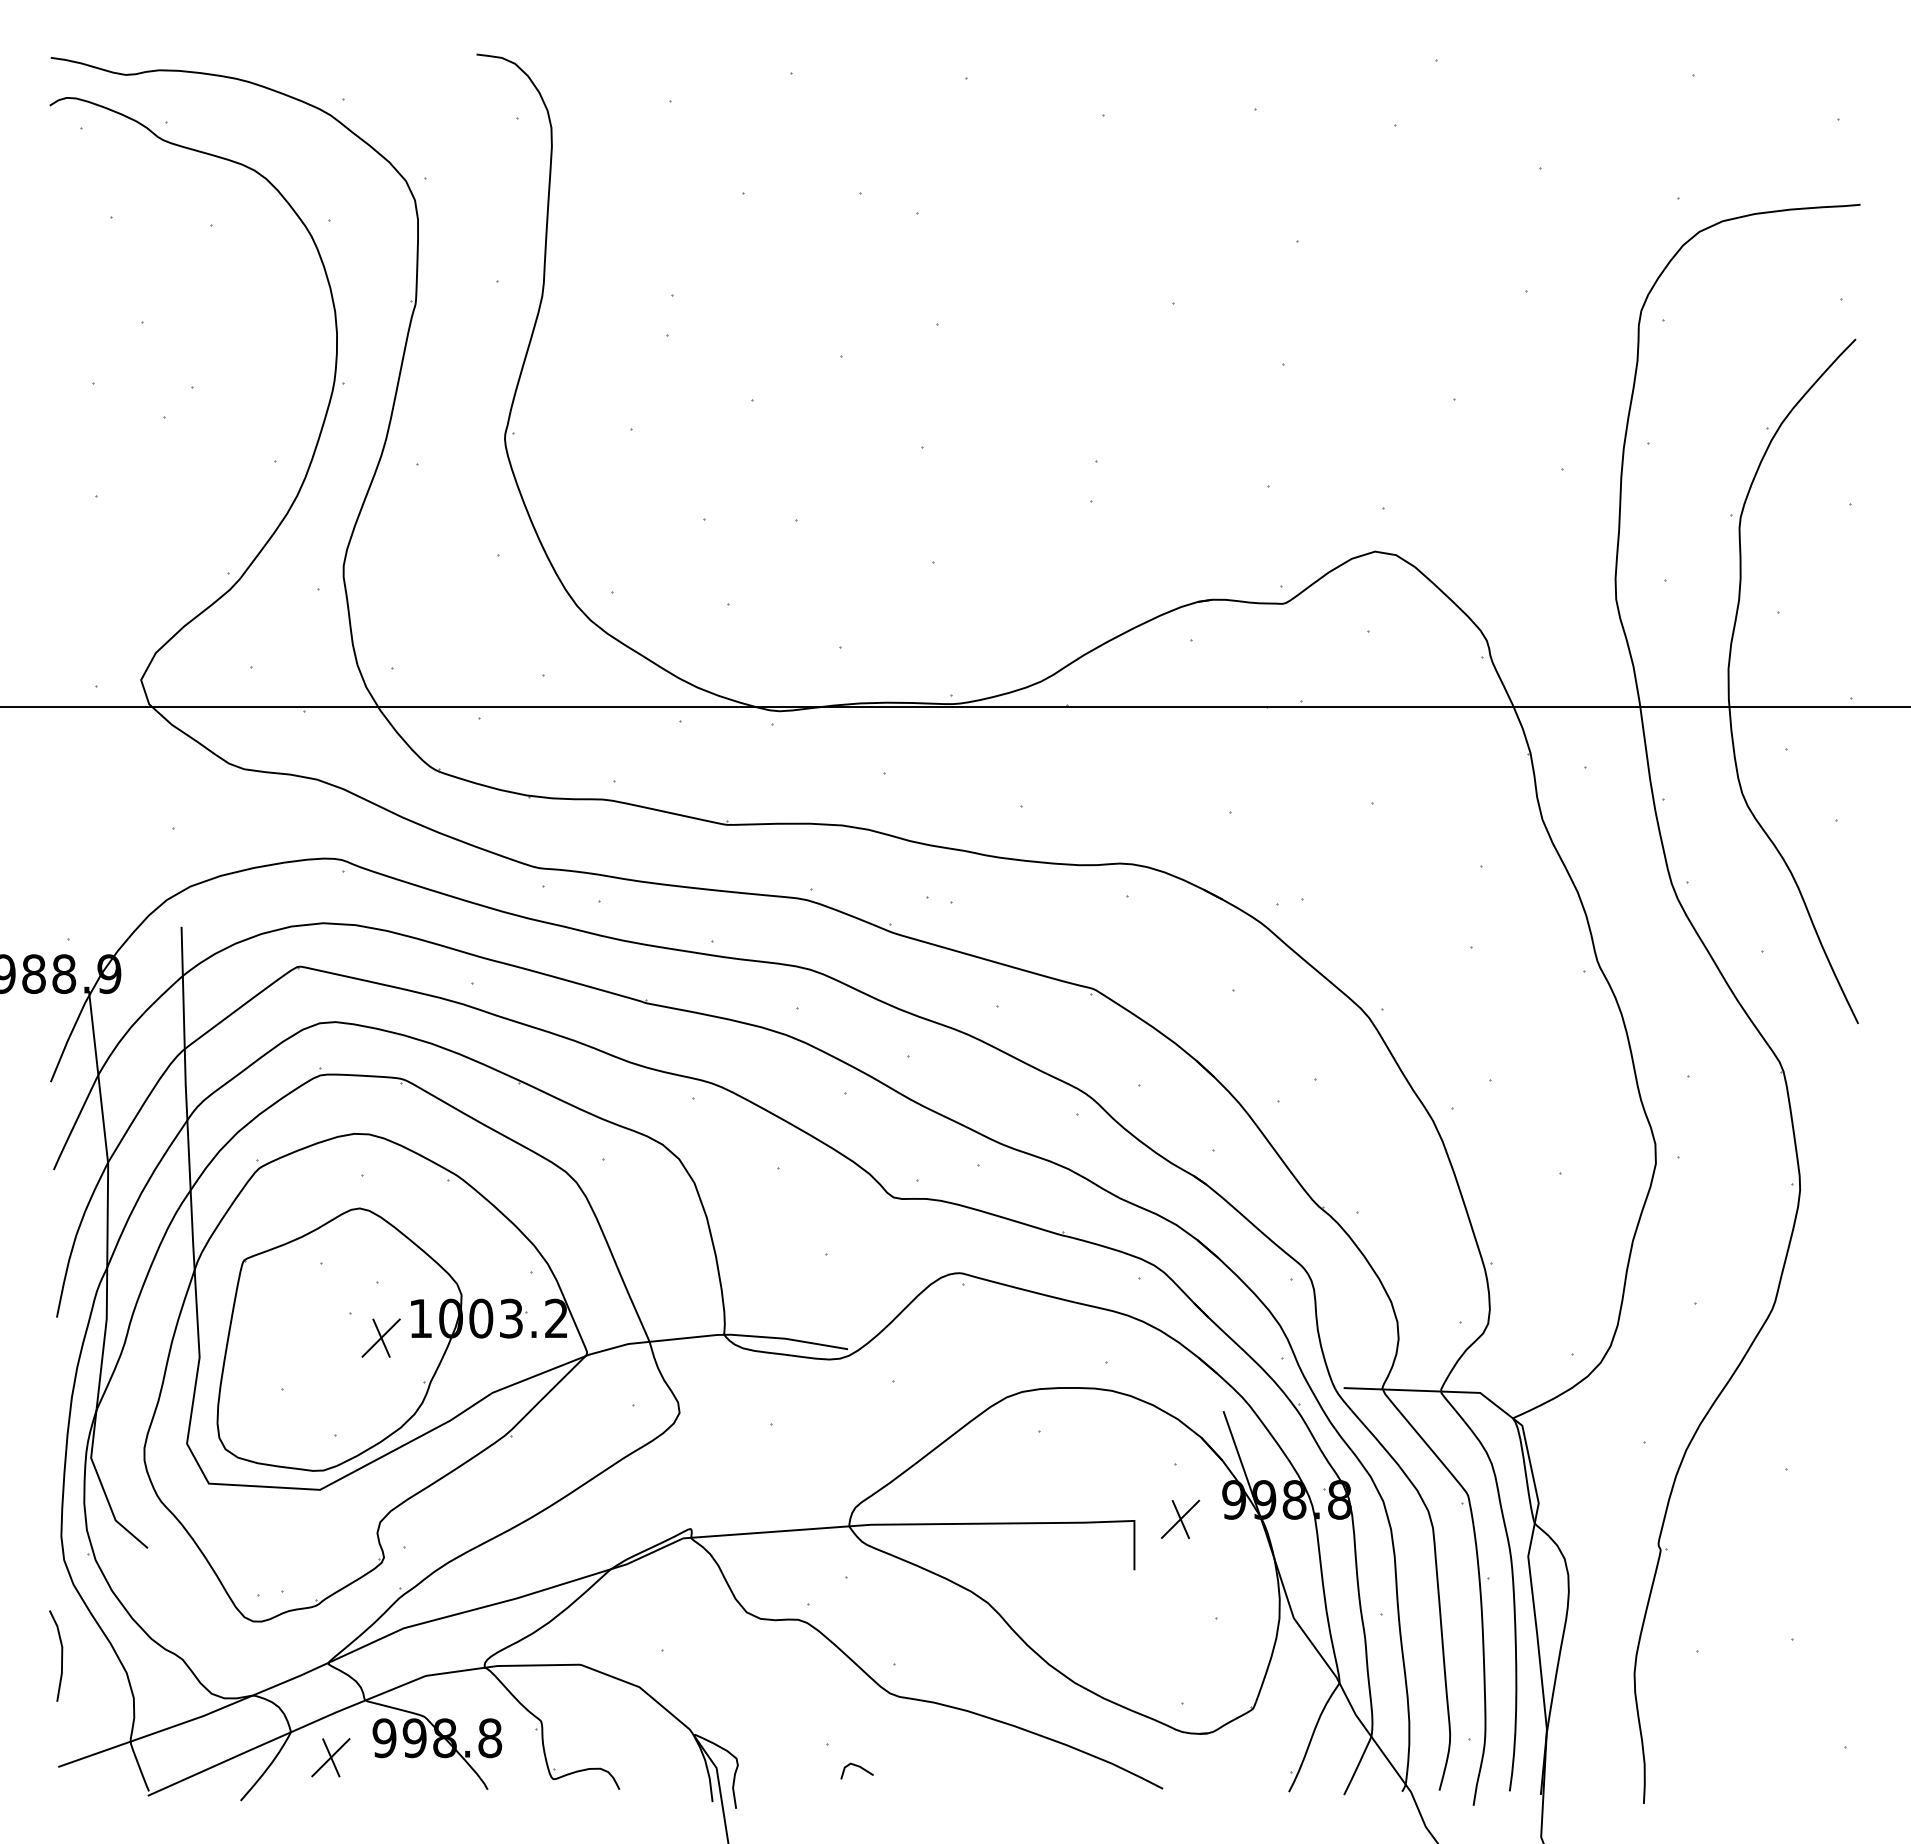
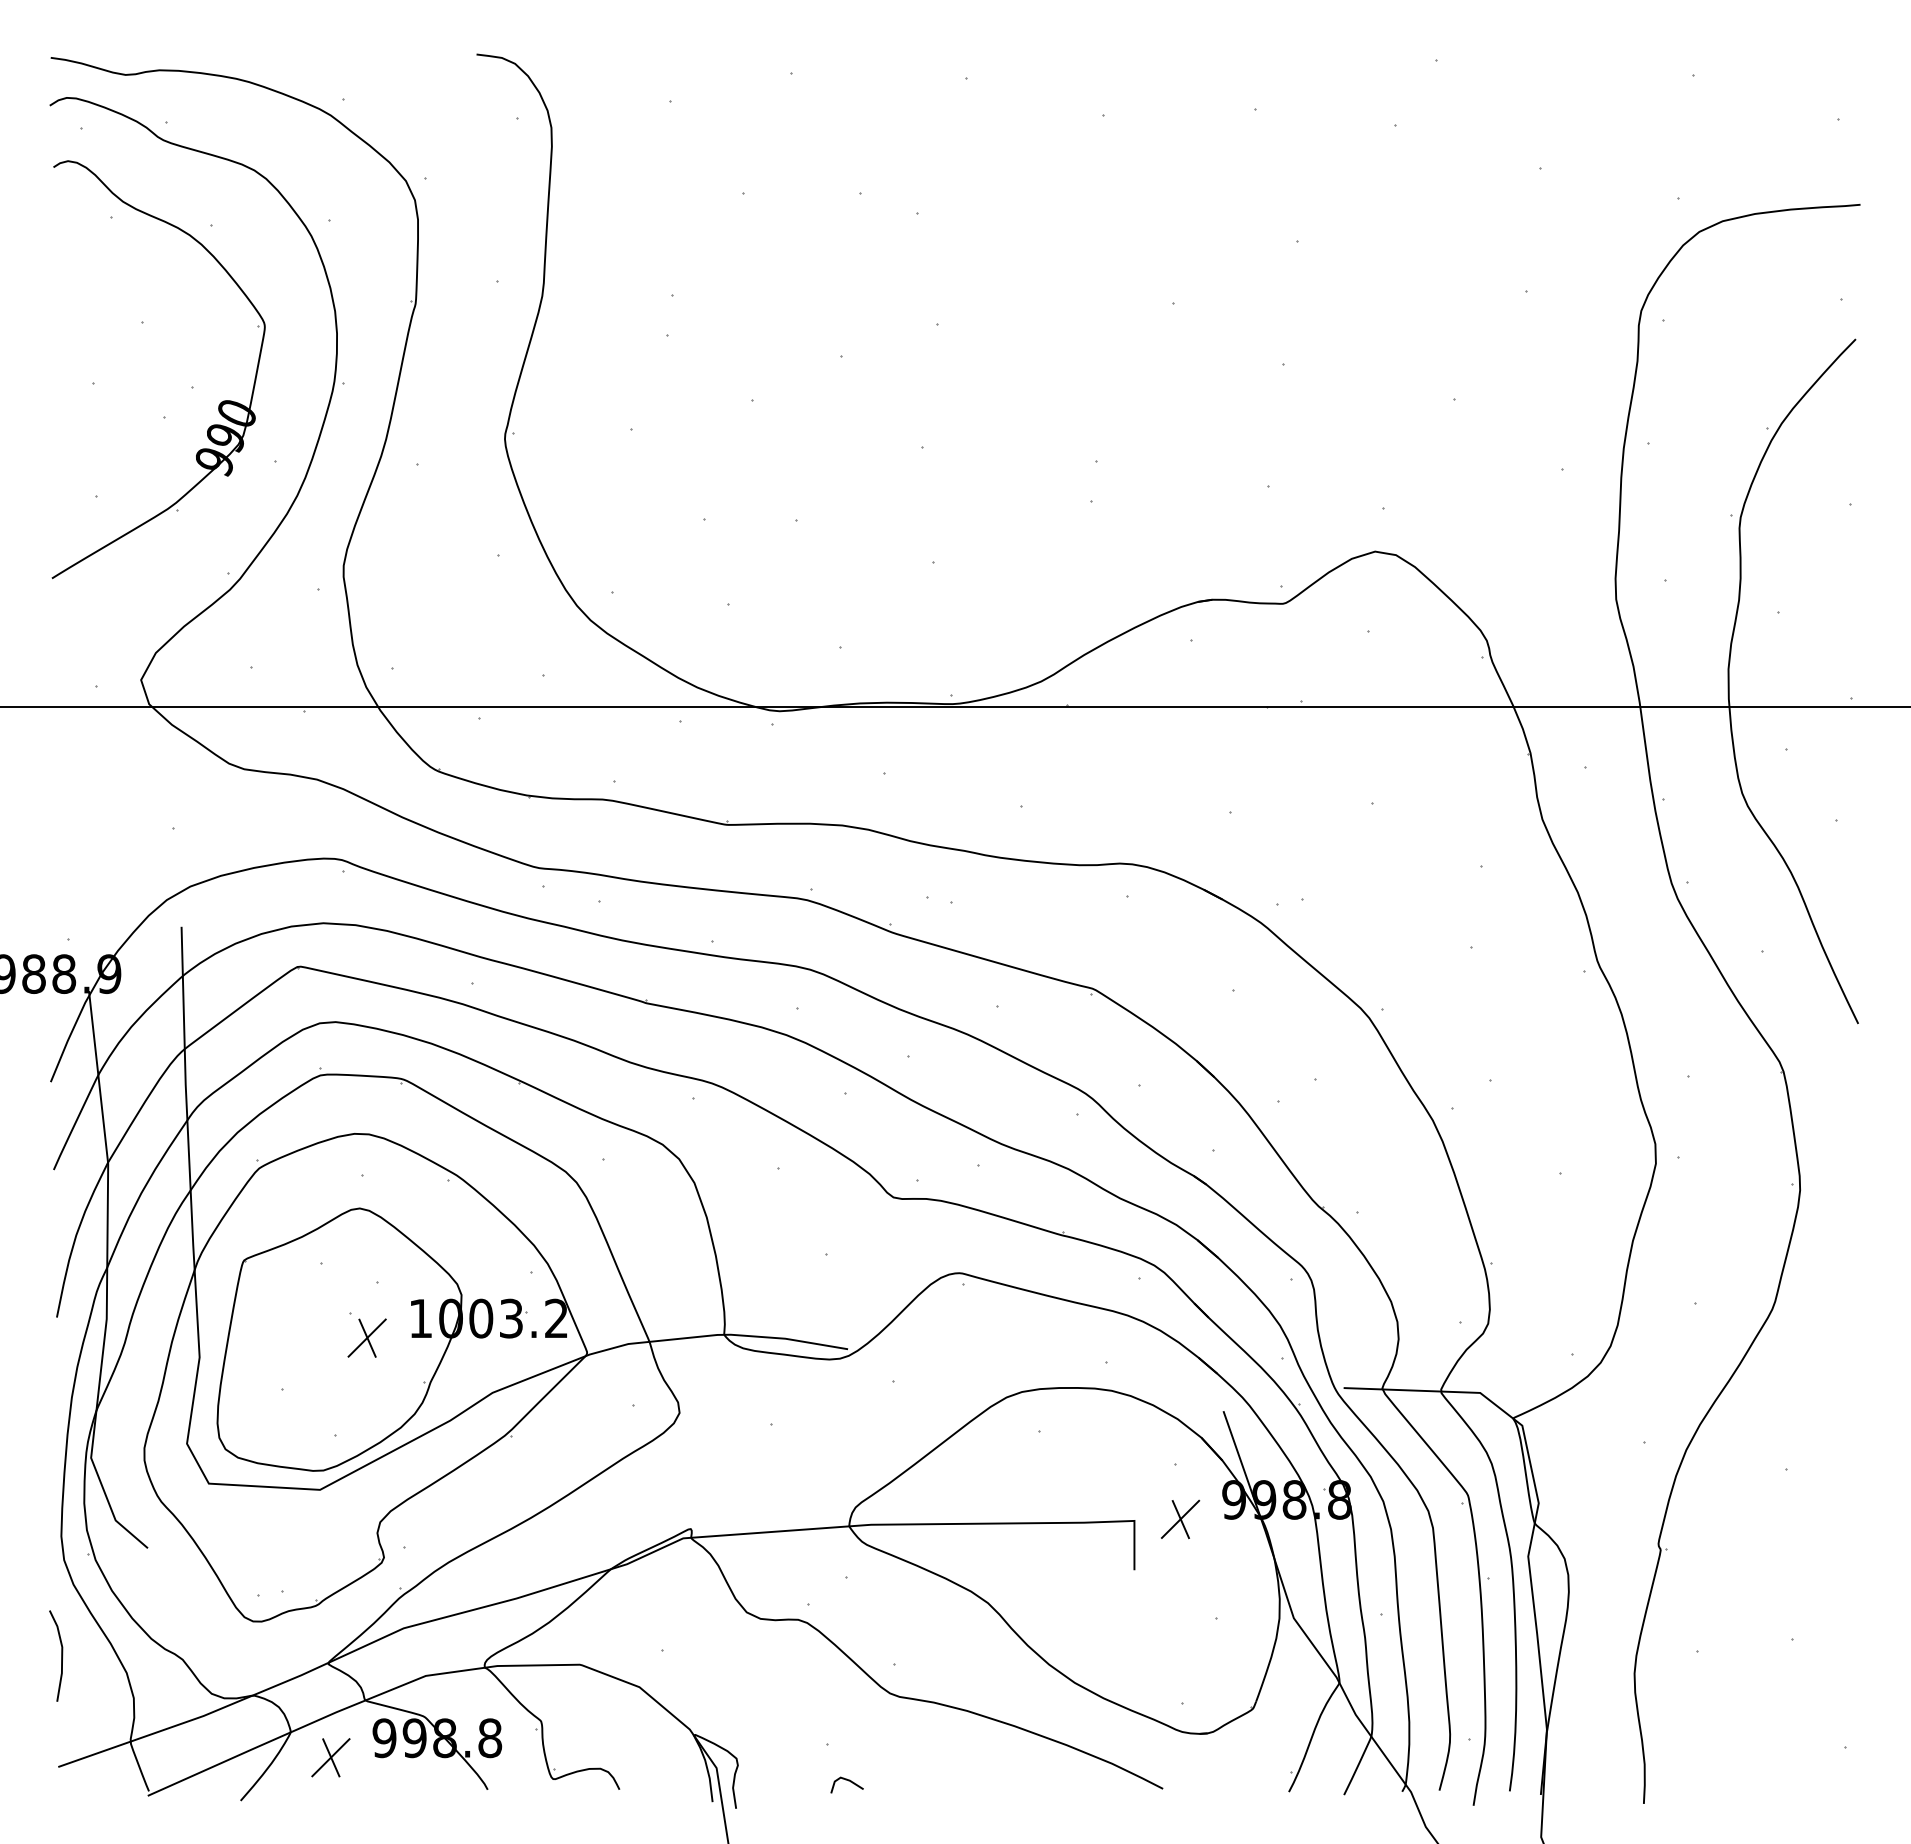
part: none -> present (219, 403)
part position: (380, 1337) -> (366, 1337) (366, 1337)
line position: (858, 1767) -> (848, 1781) (848, 1781)
